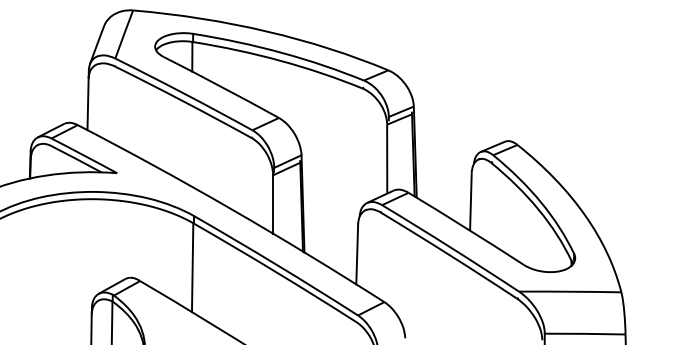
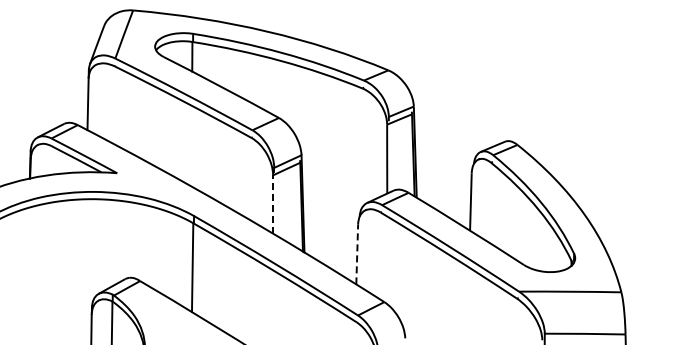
line: solid -> dashed (273, 203)
line: solid -> dashed (357, 253)
